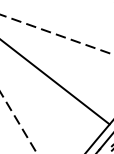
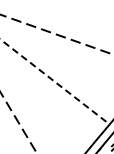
line: solid -> dashed (55, 82)
